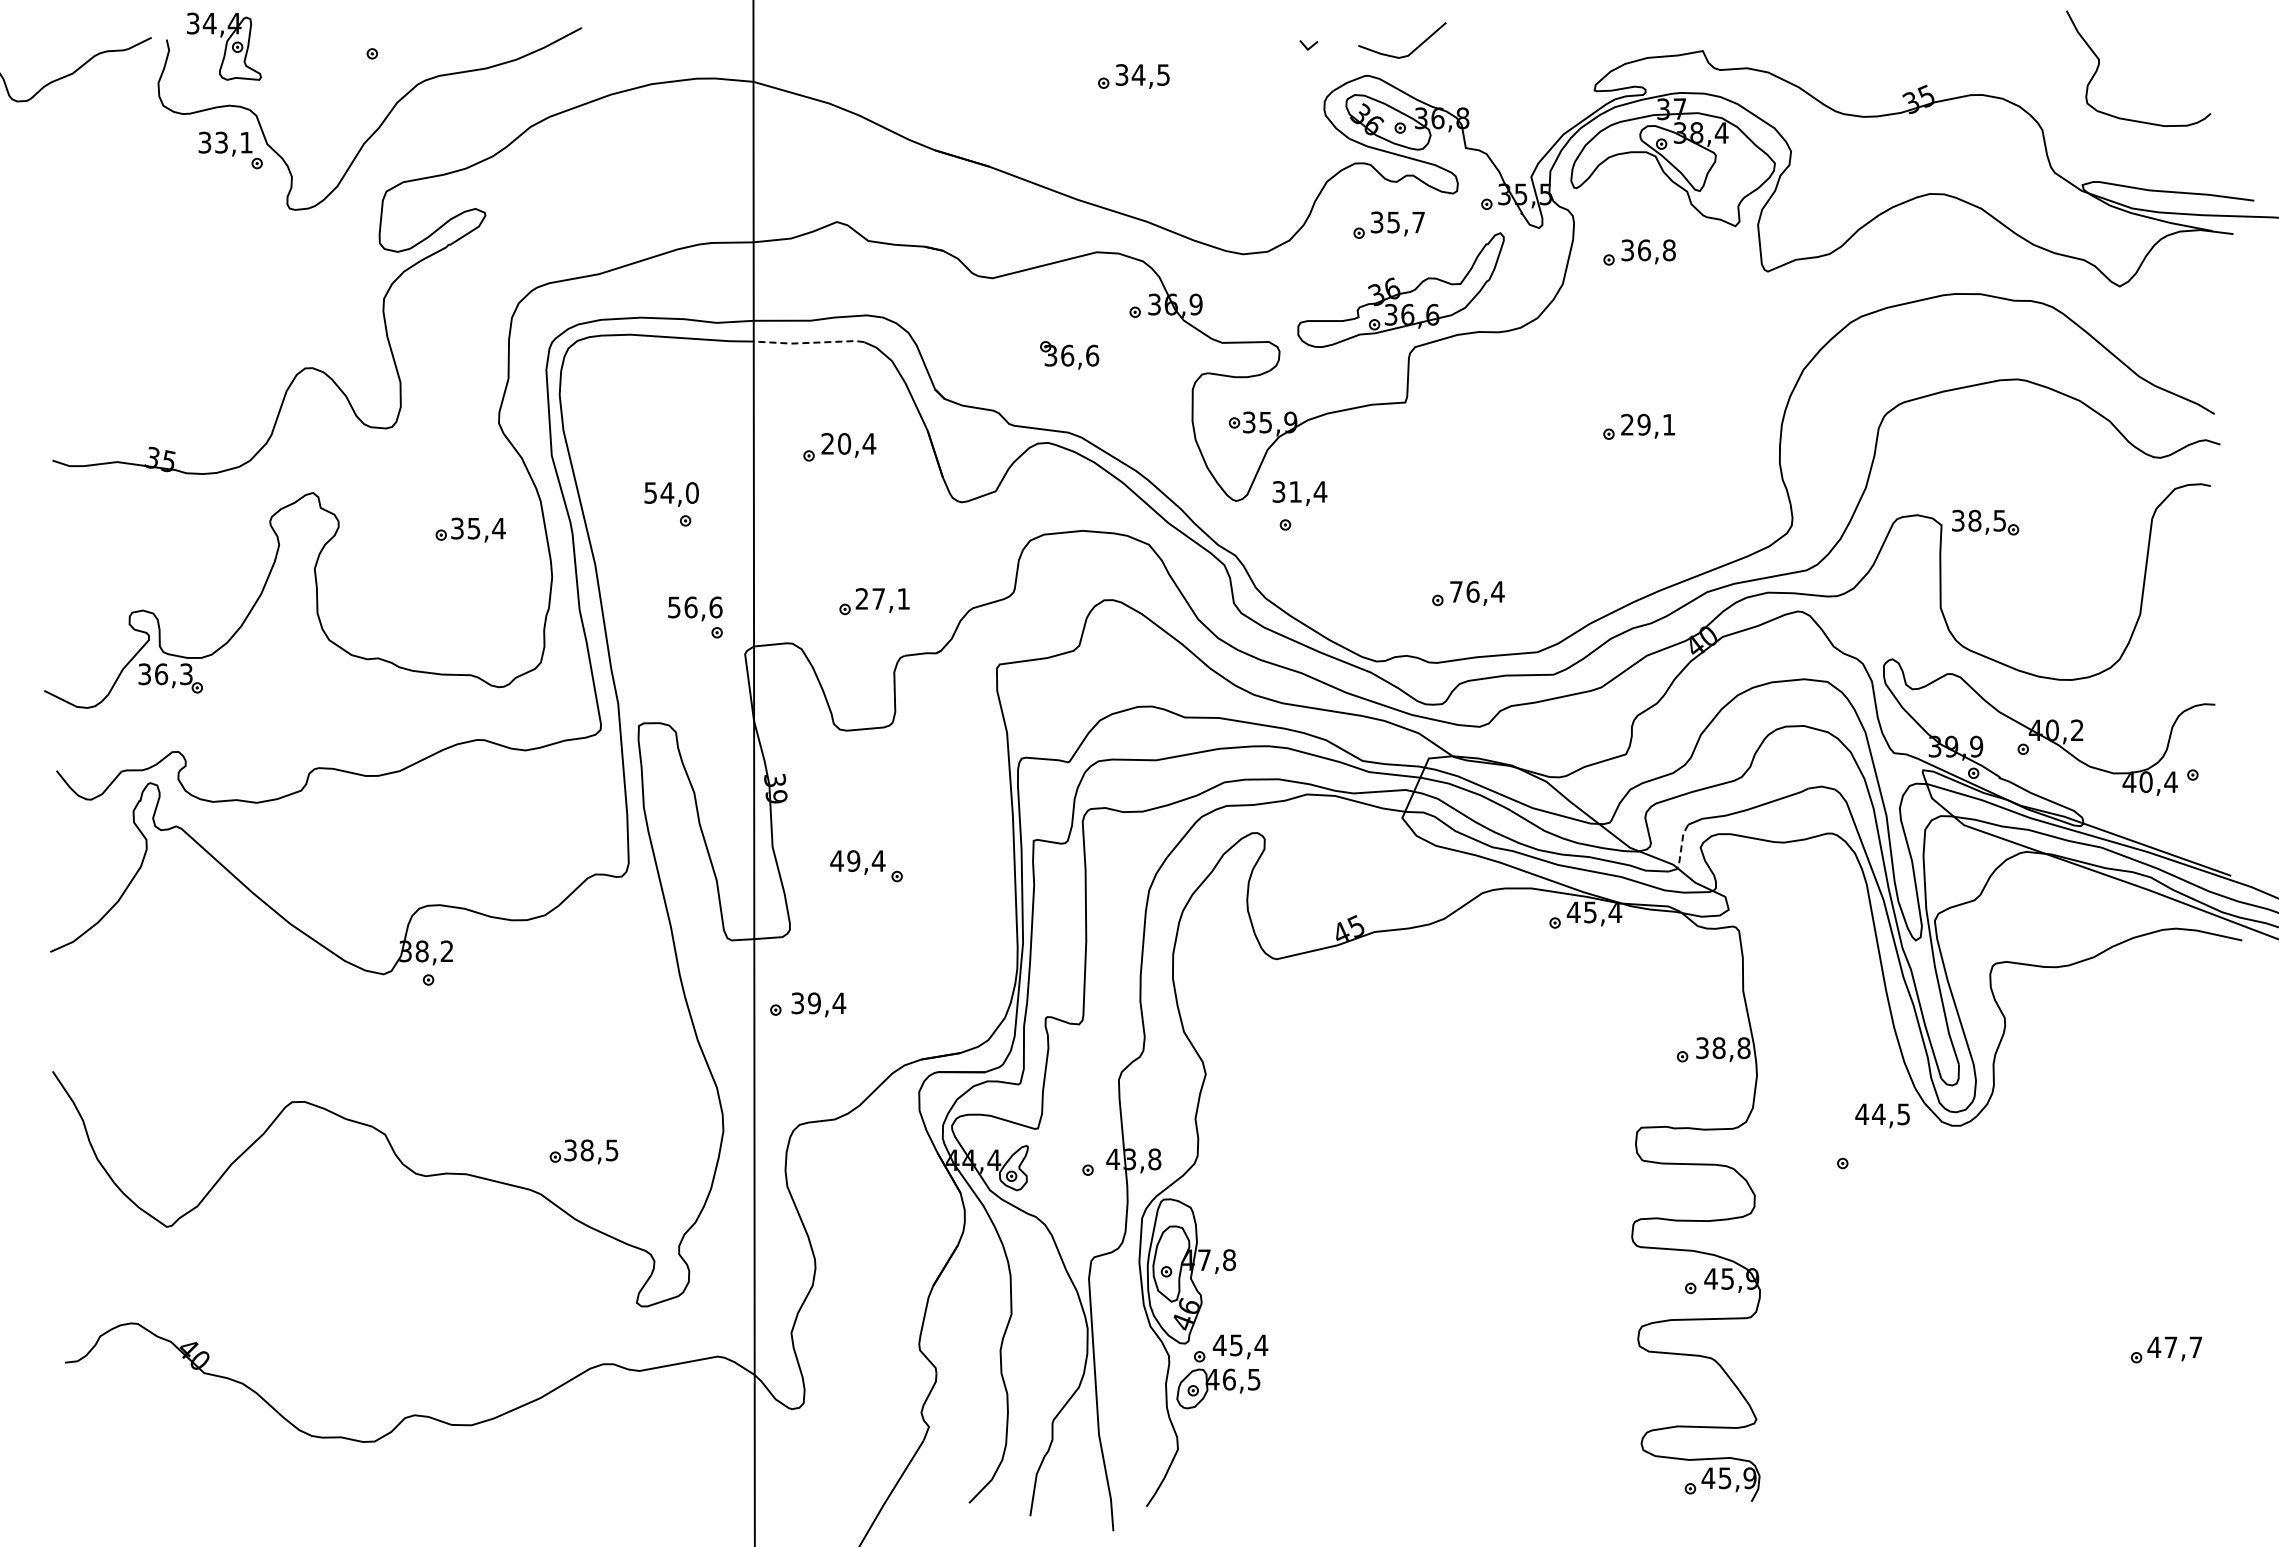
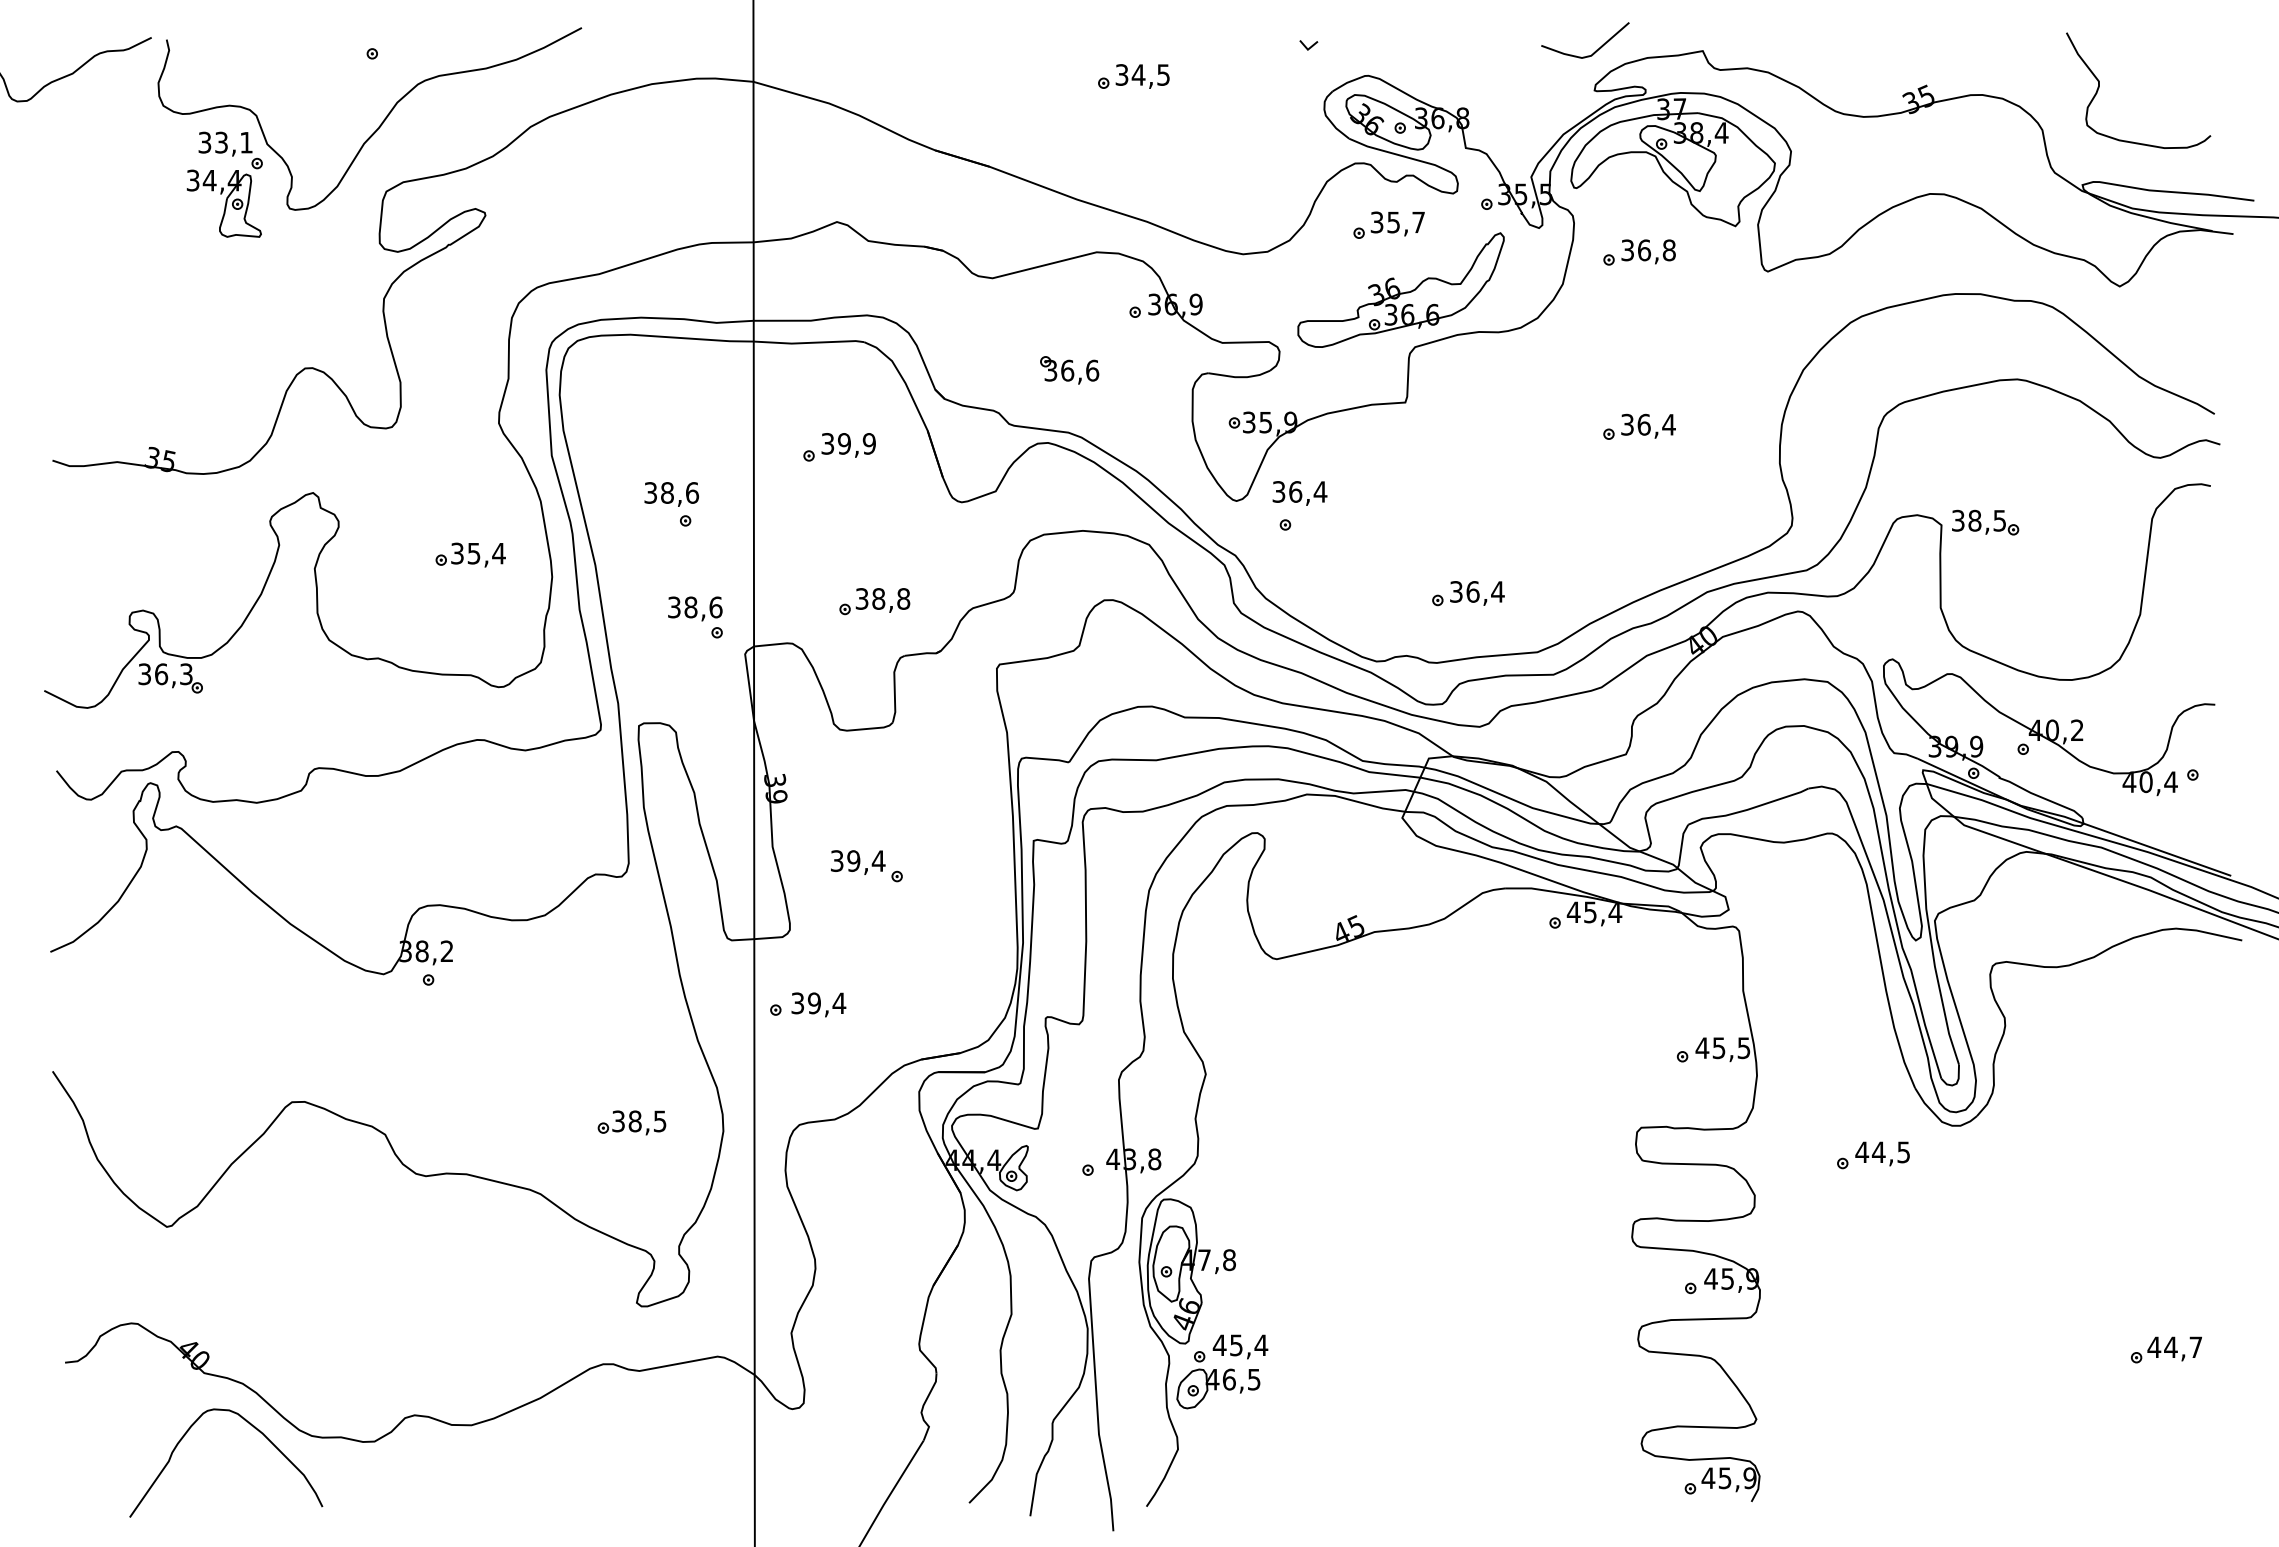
part position: (223, 46) -> (223, 203) (223, 203)
line position: (1412, 50) -> (1595, 50) (1595, 50)
curve position: (2099, 66) -> (2099, 88) (2099, 88)
line: dashed -> solid (808, 342)
part position: (1069, 355) -> (1069, 370) (1069, 370)
text: 29,1 -> 36,4 (1648, 424)
text: 20,4 -> 39,9 (848, 443)
text: 31,4 -> 36,4 (1295, 491)
text: 54,0 -> 38,6 (672, 492)
part position: (470, 529) -> (470, 554) (470, 554)
text: 76,4 -> 36,4 (1456, 591)
text: 27,1 -> 38,8 (882, 598)
text: 56,6 -> 38,6 (682, 607)
line: dashed -> solid (1681, 846)
text: 49,4 -> 39,4 (837, 860)
text: 38,8 -> 45,5 (1722, 1048)
text position: (1882, 1115) -> (1882, 1153) (1882, 1153)
part position: (583, 1151) -> (631, 1122) (631, 1122)
text: 47,7 -> 44,7 (2170, 1346)
curve: none -> present (255, 1429)
